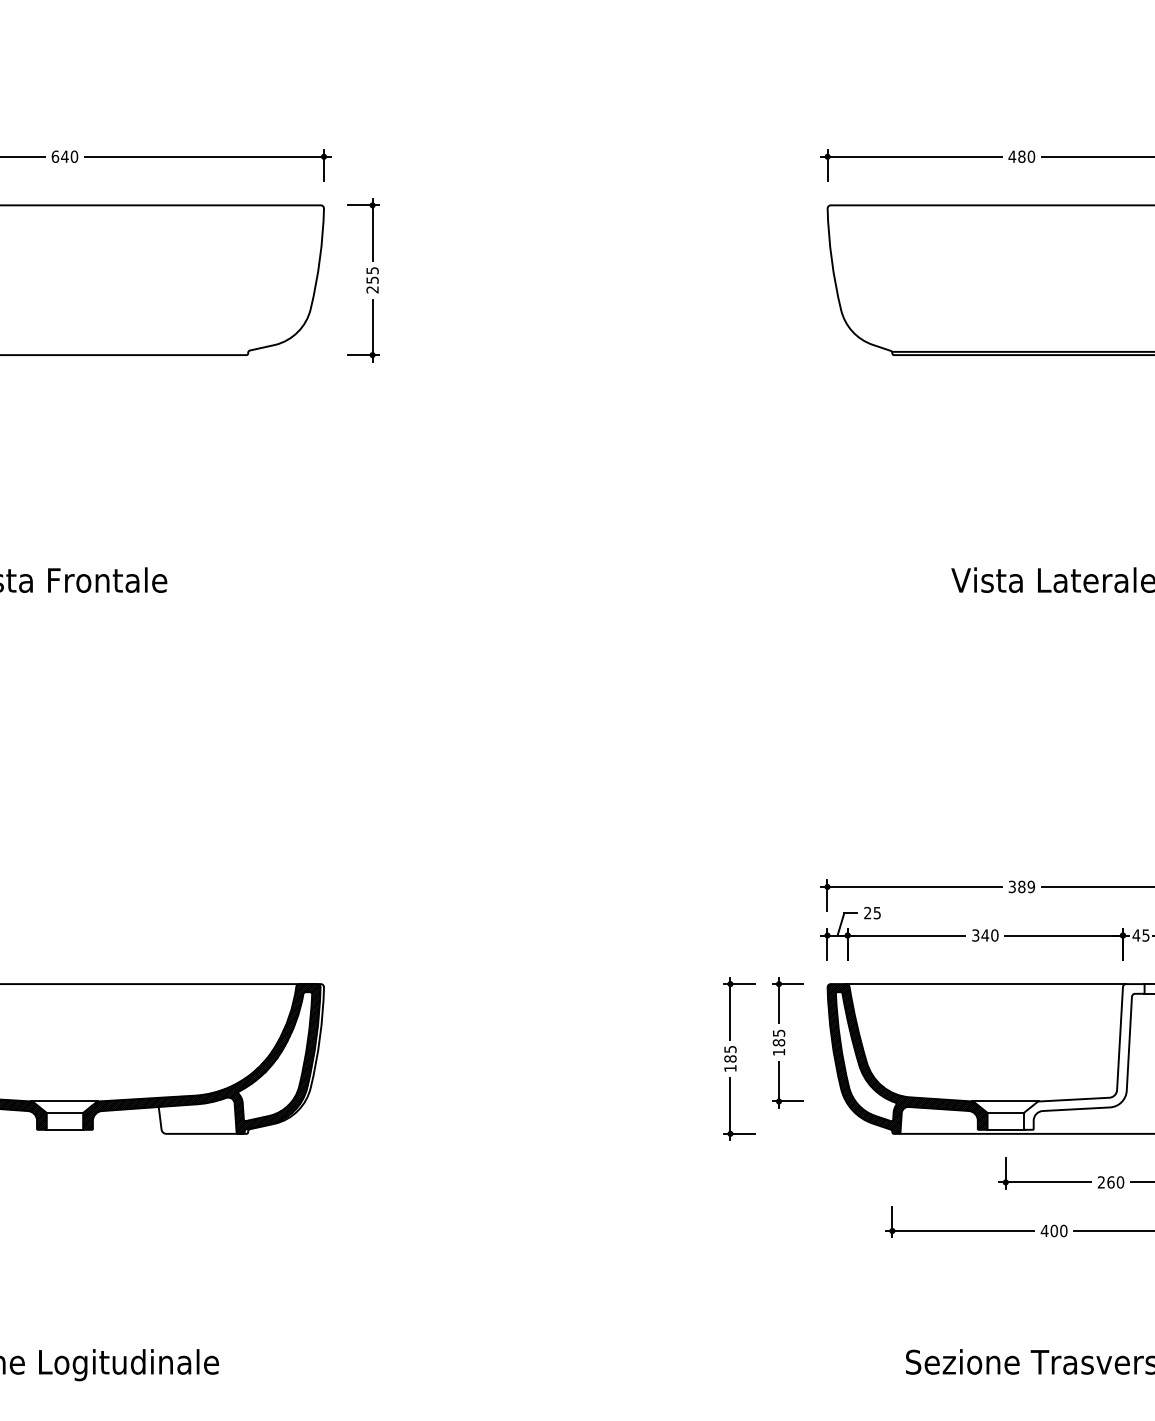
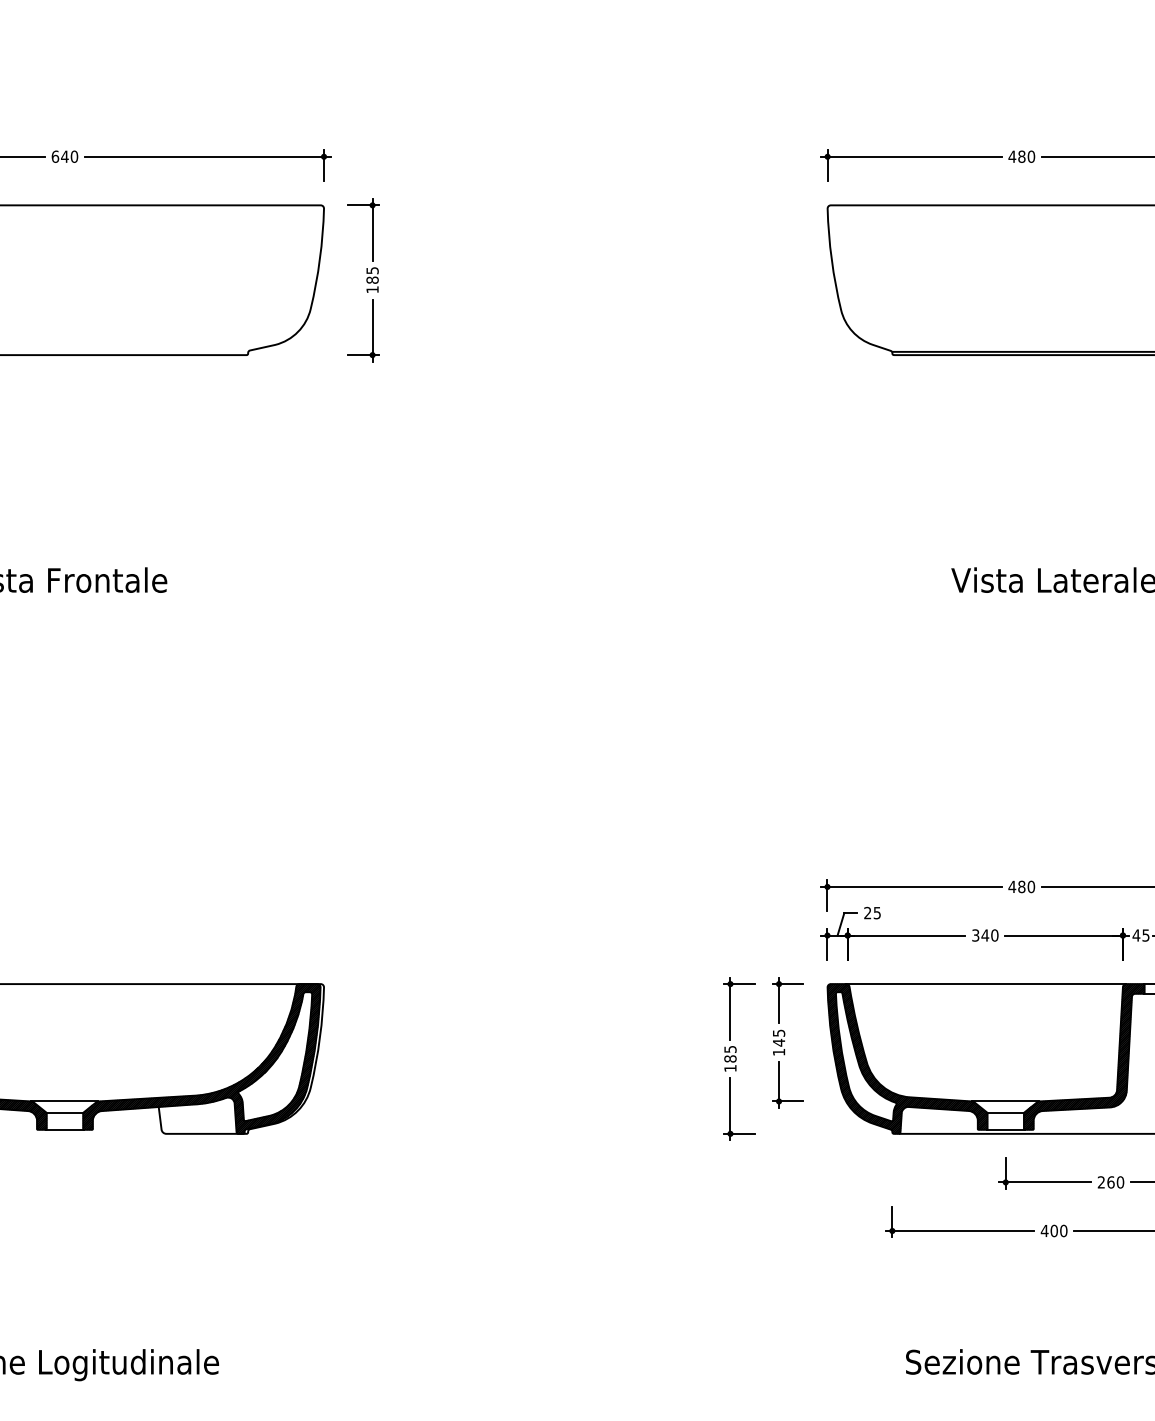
text: 255 -> 185 (372, 284)
text: 389 -> 480 (1021, 886)
text: 185 -> 145 (778, 1042)
hatch: none -> present (1083, 1056)
